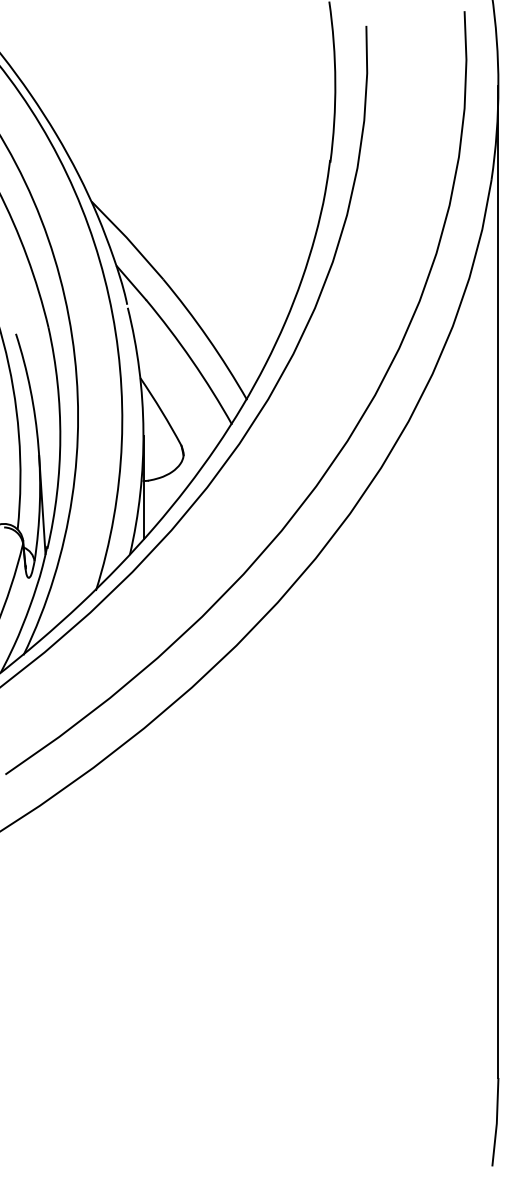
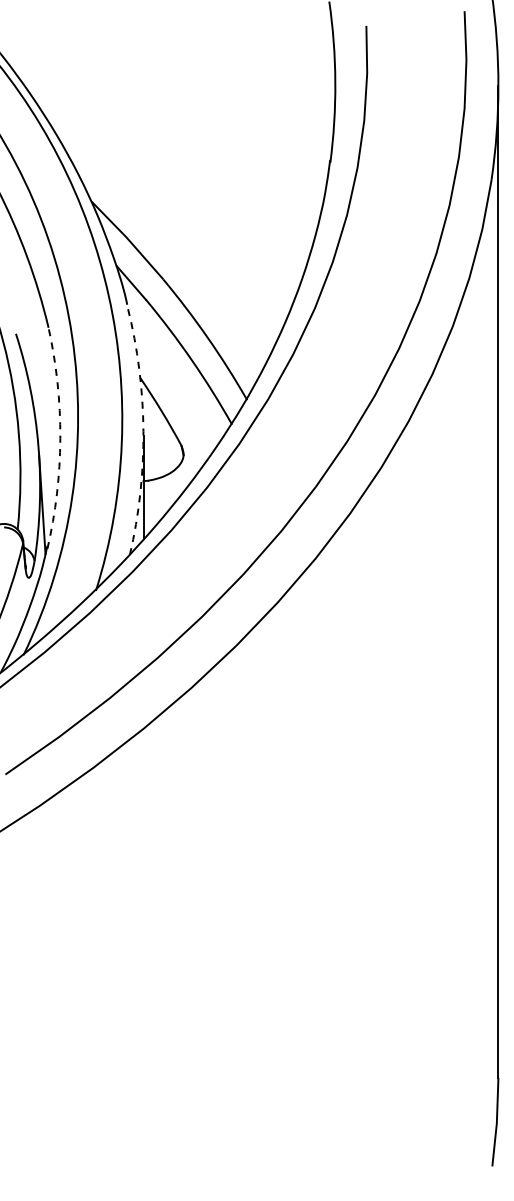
arc: solid -> dashed (143, 431)
arc: solid -> dashed (60, 438)
